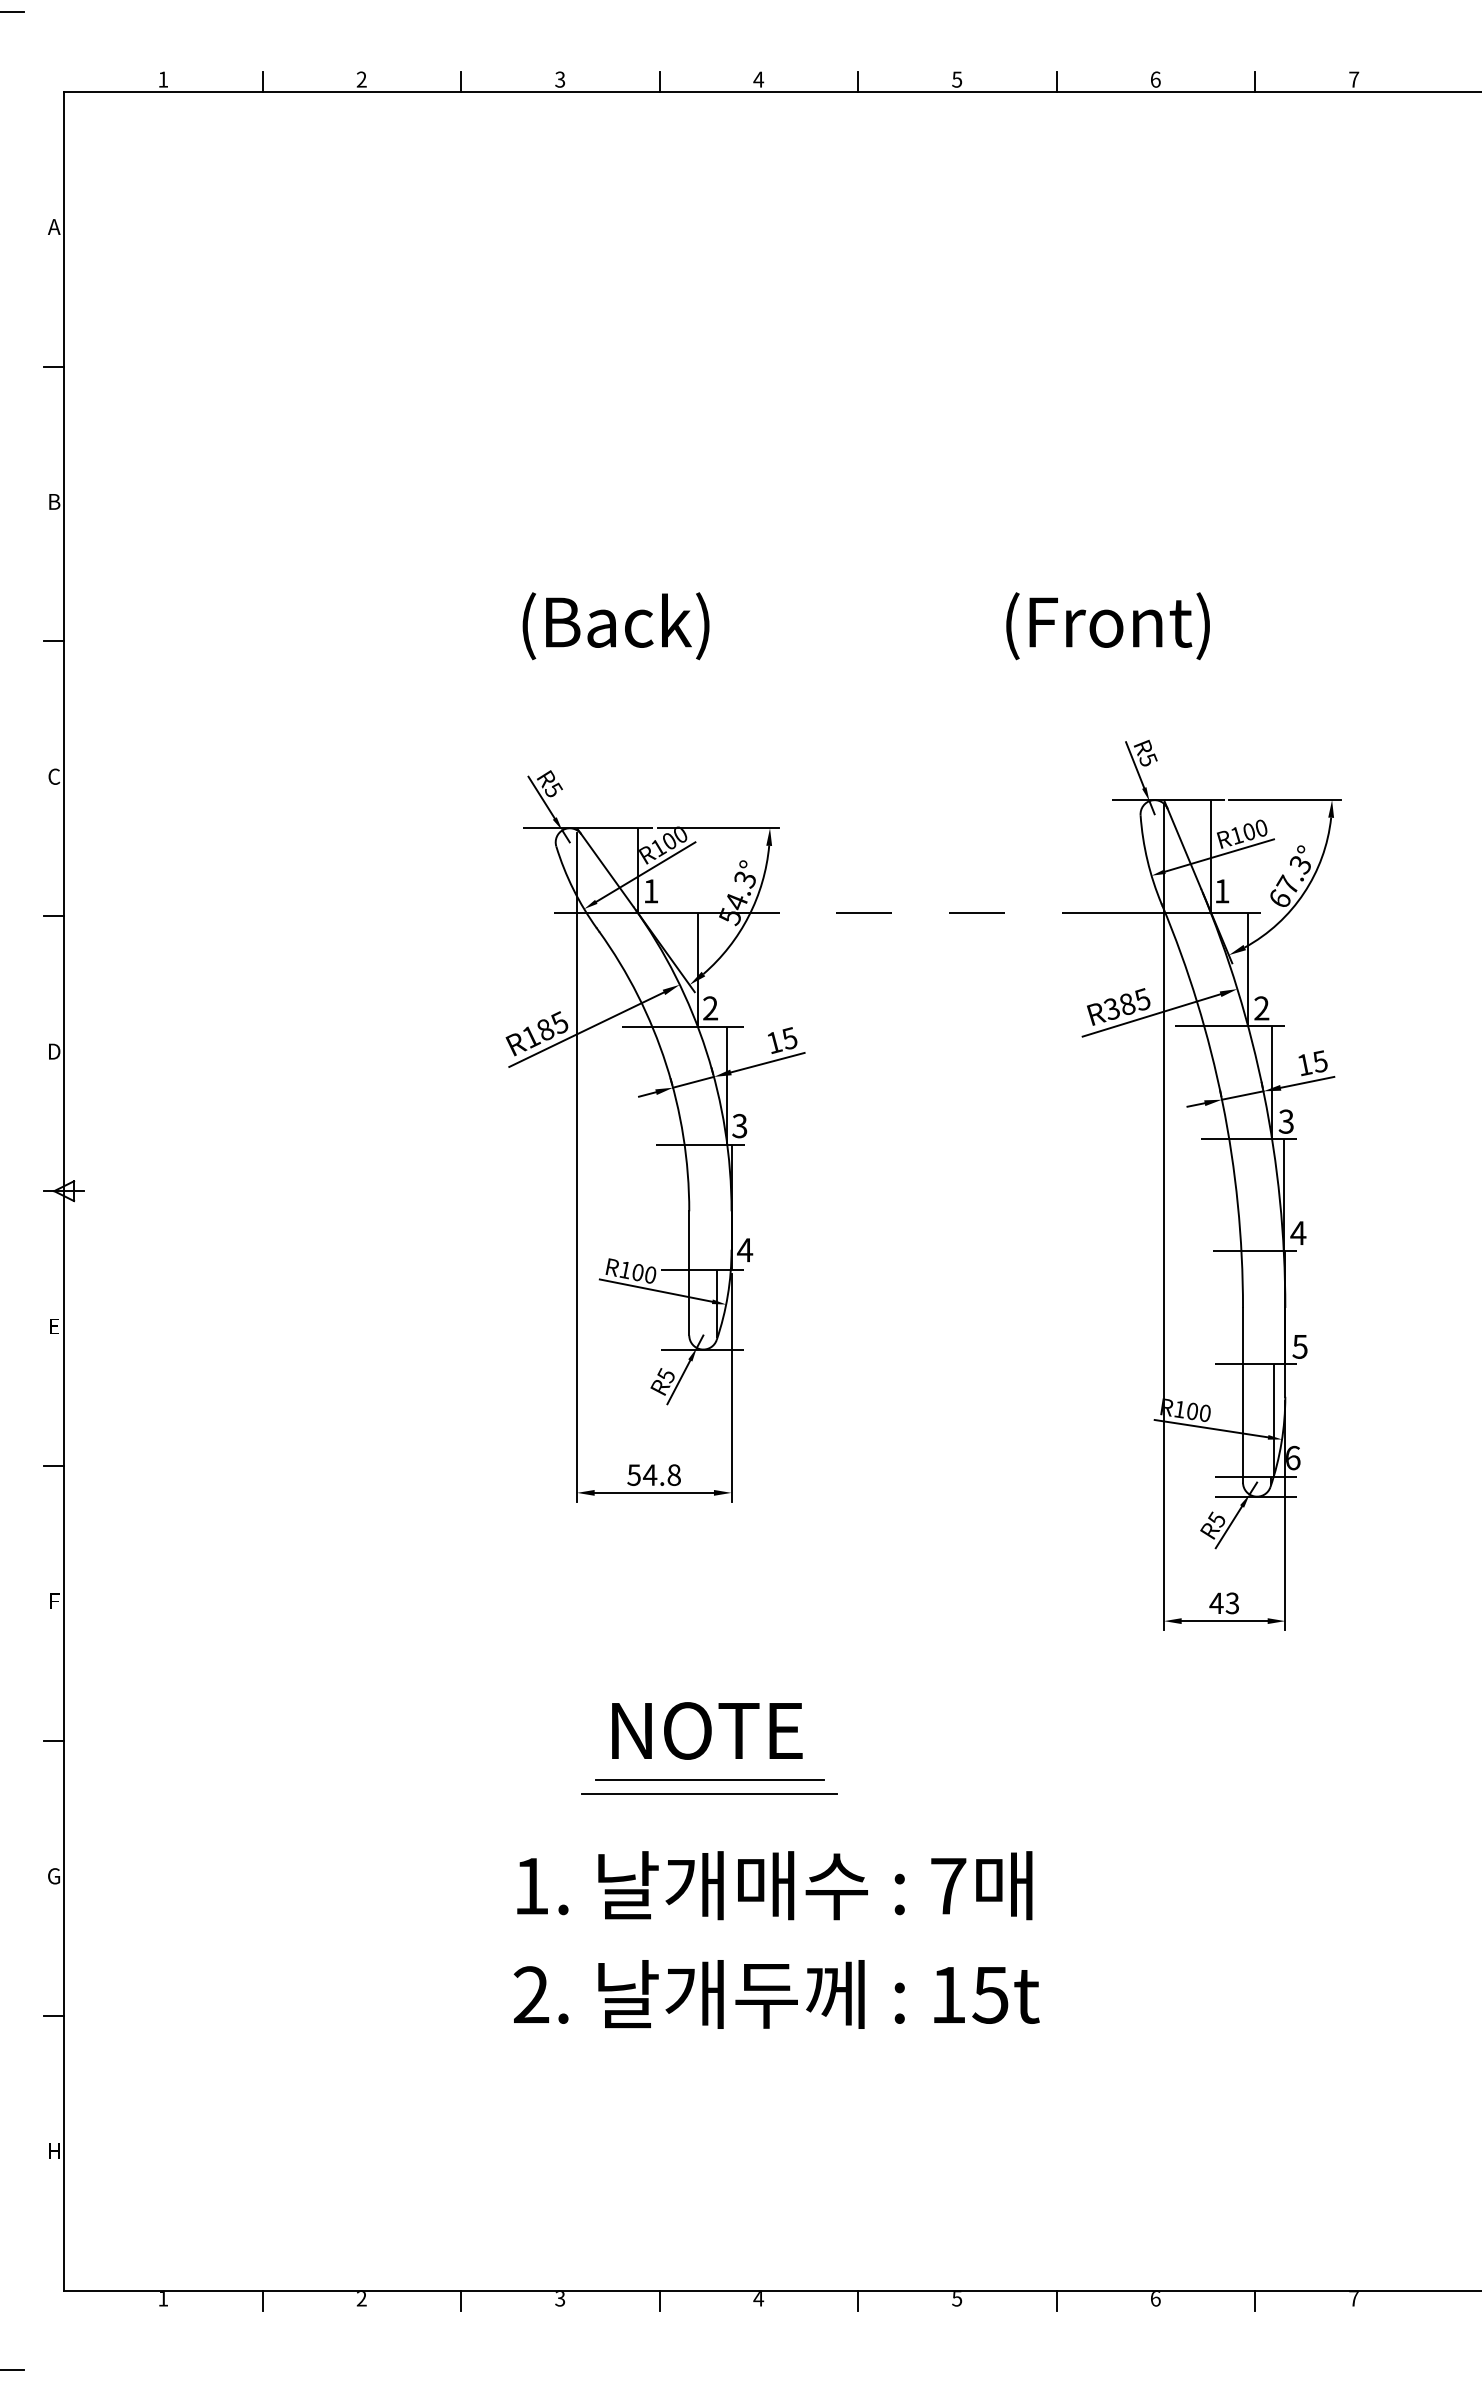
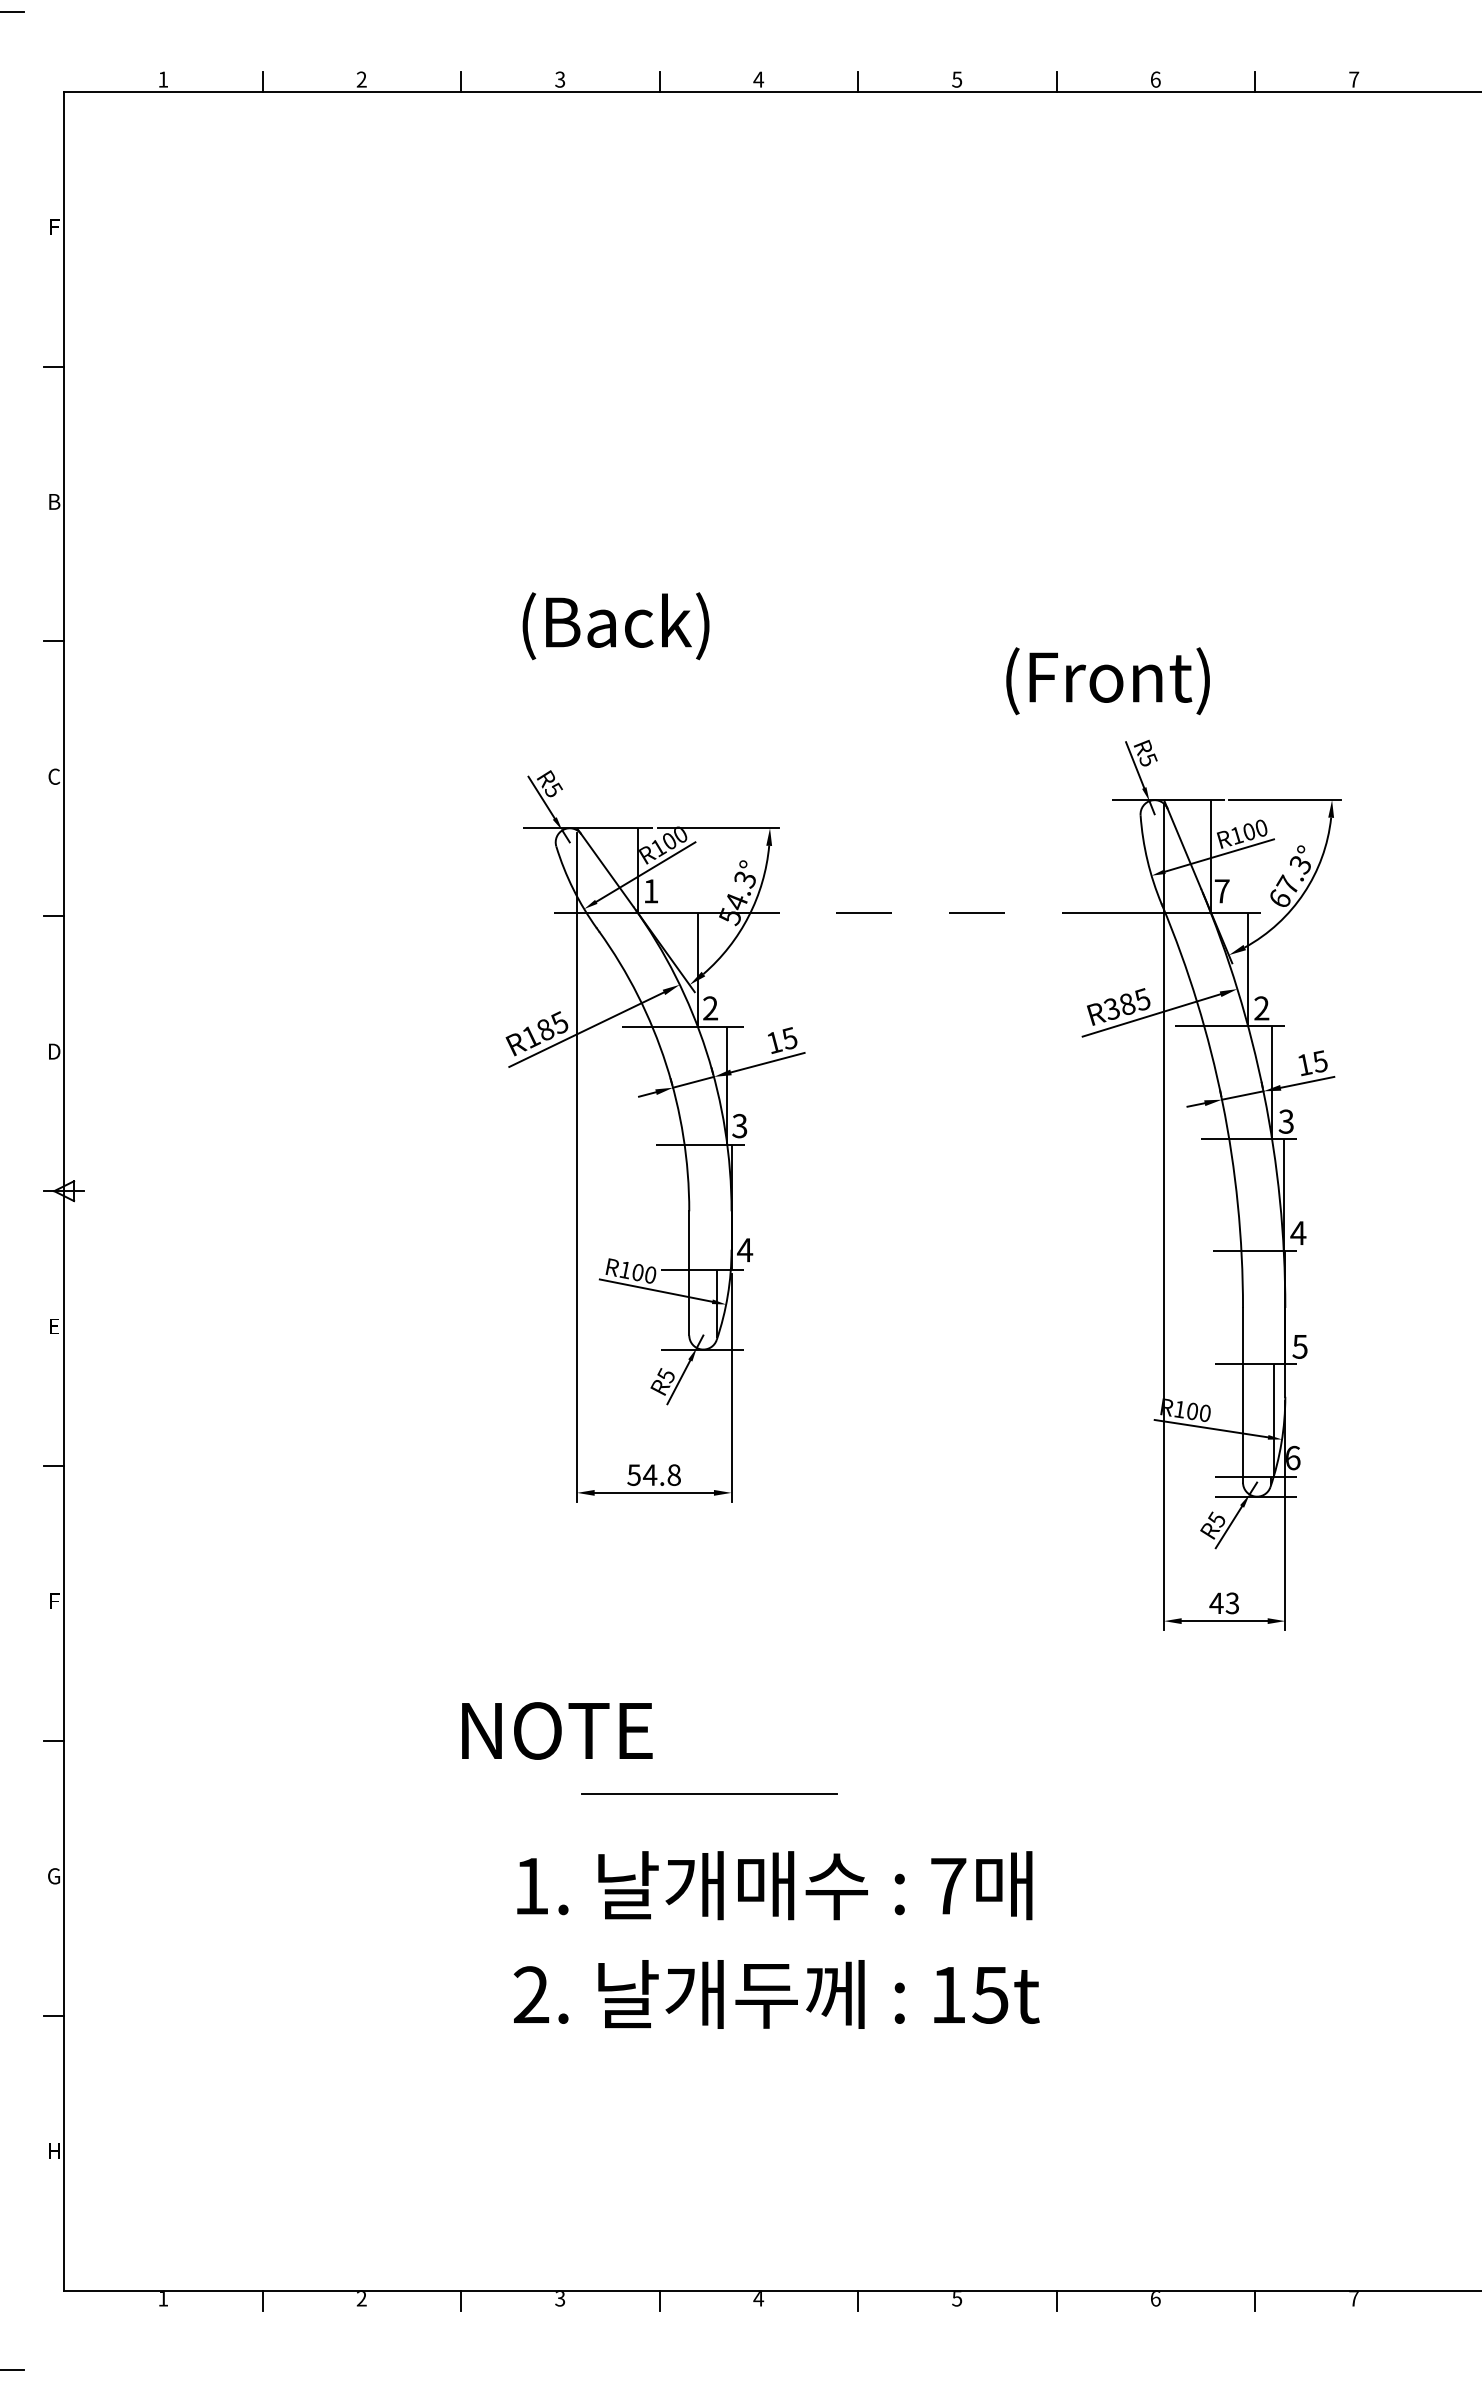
text: A -> F (54, 226)
text position: (1107, 626) -> (1107, 681) (1107, 681)
text: 1 -> 7 (1221, 891)
text position: (707, 1730) -> (557, 1730) (557, 1730)
line: present -> none (709, 1779)
